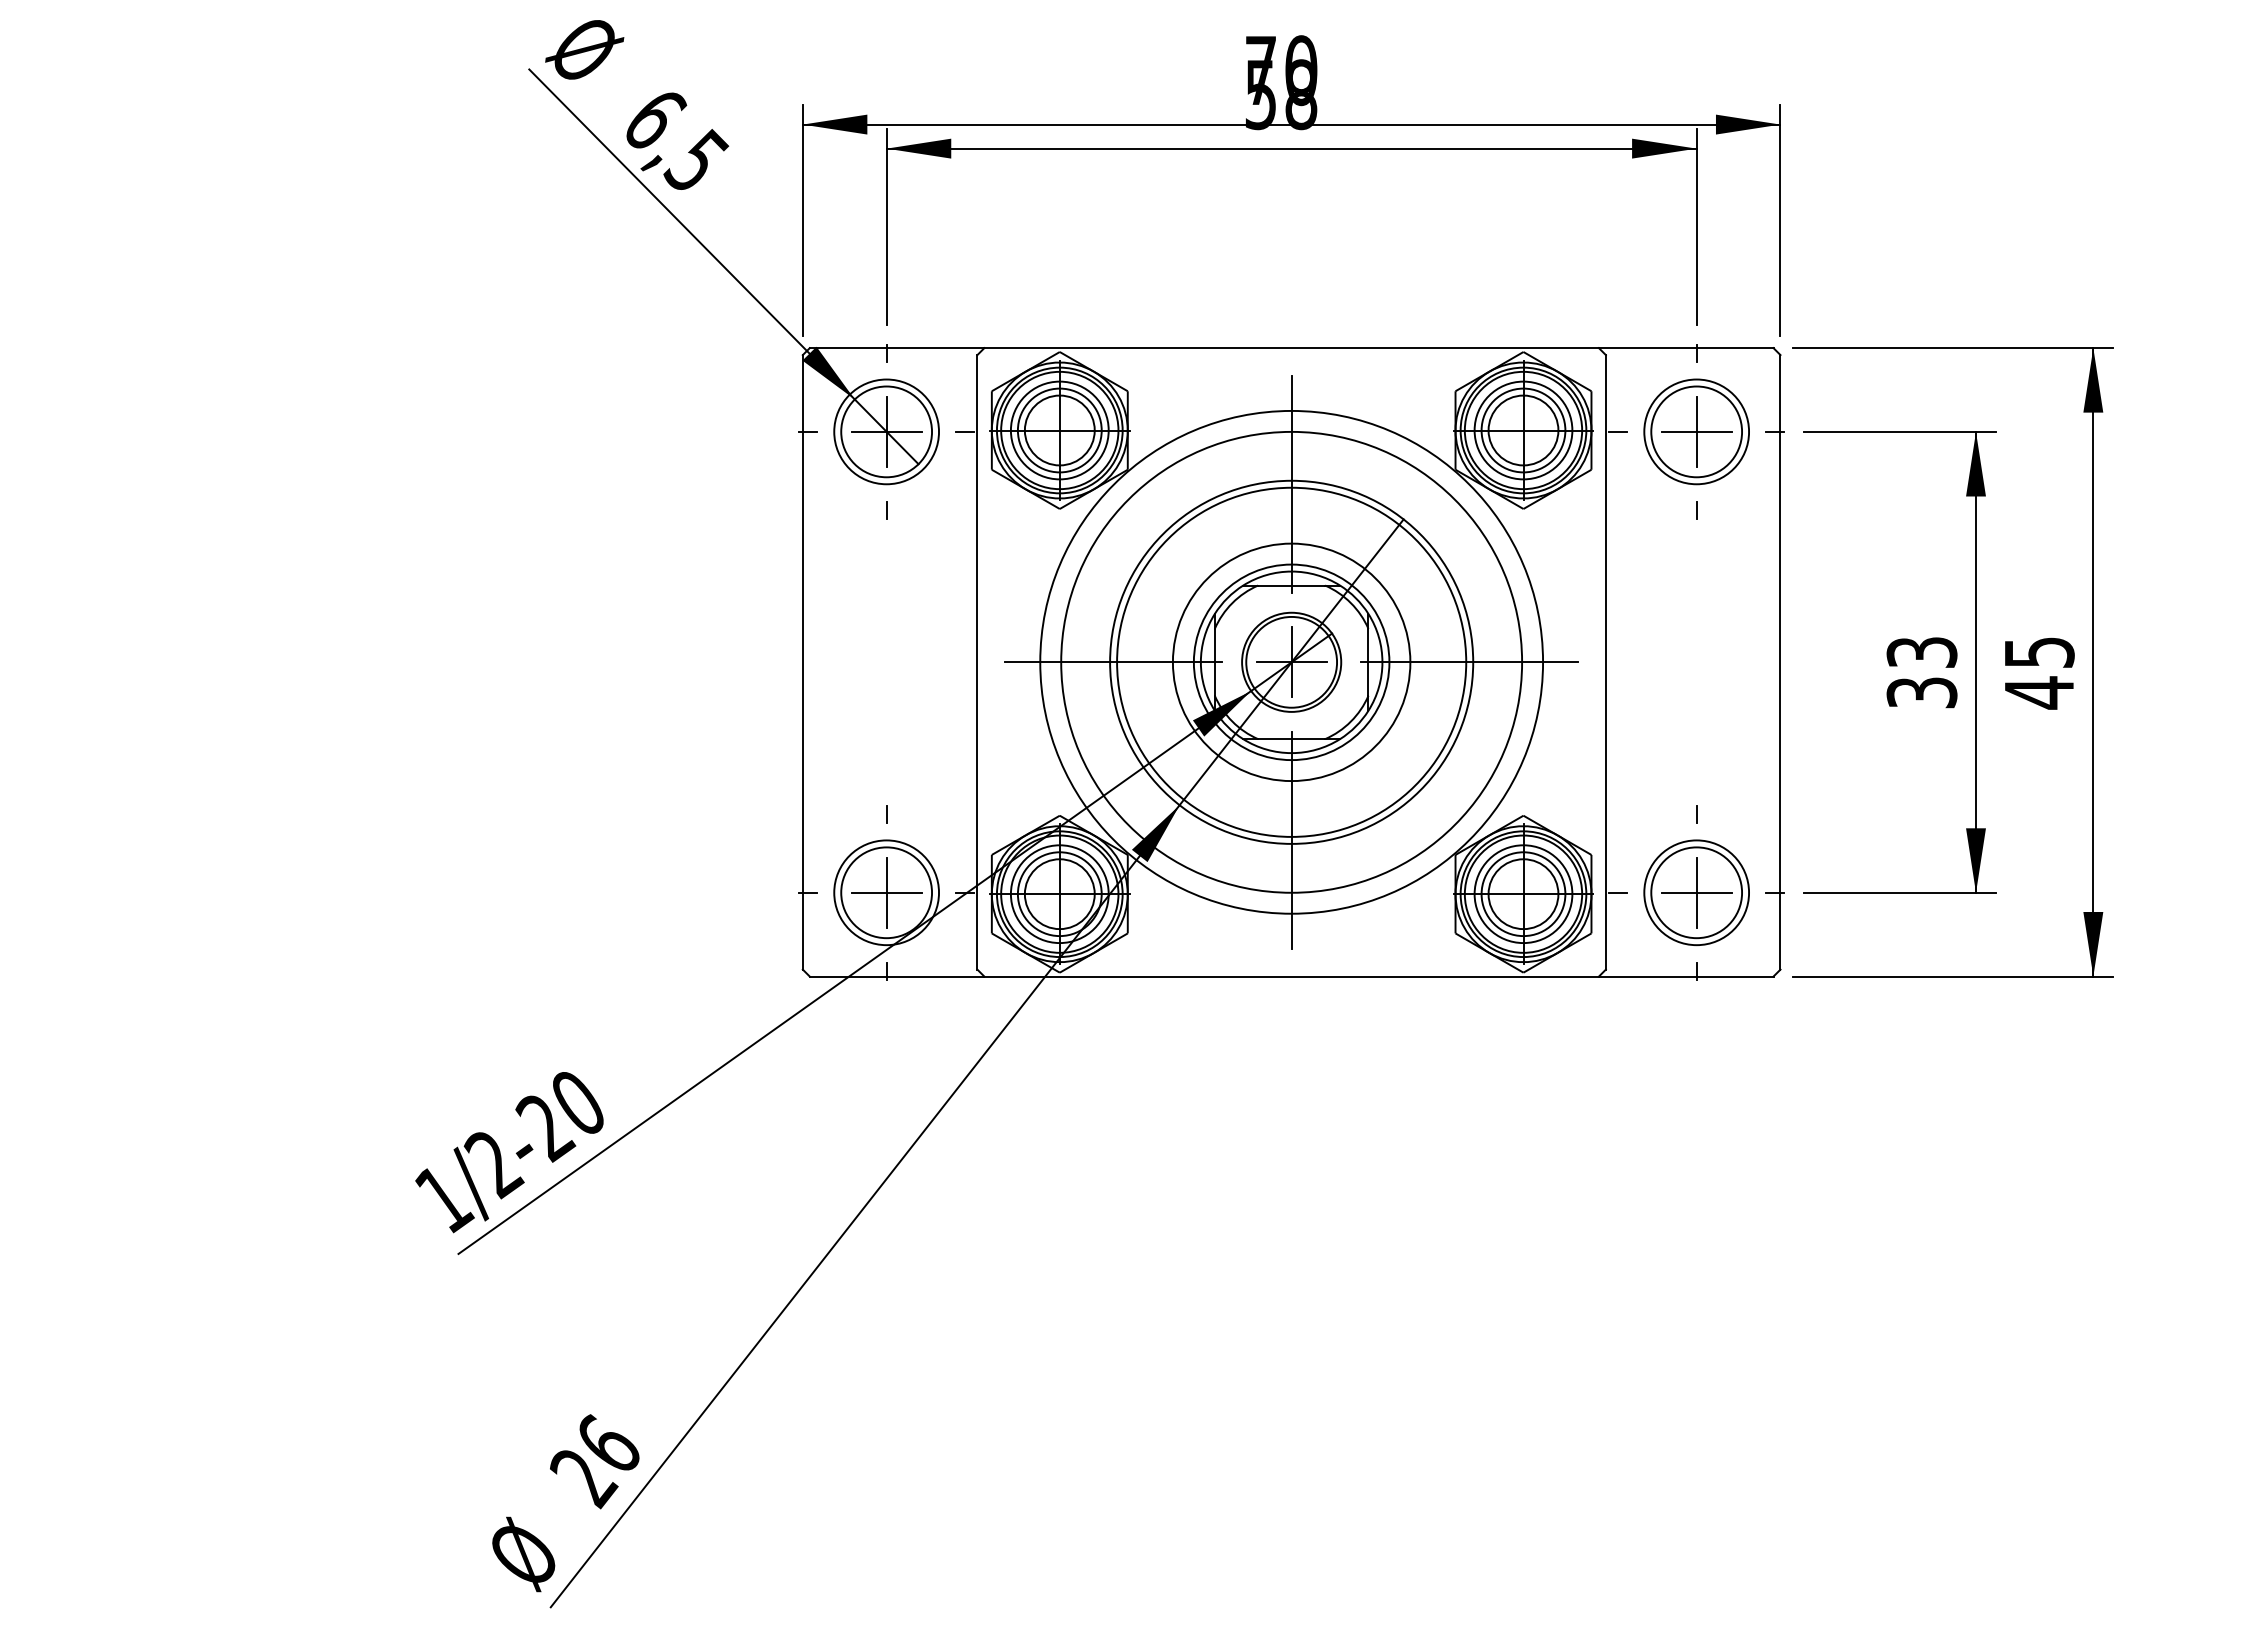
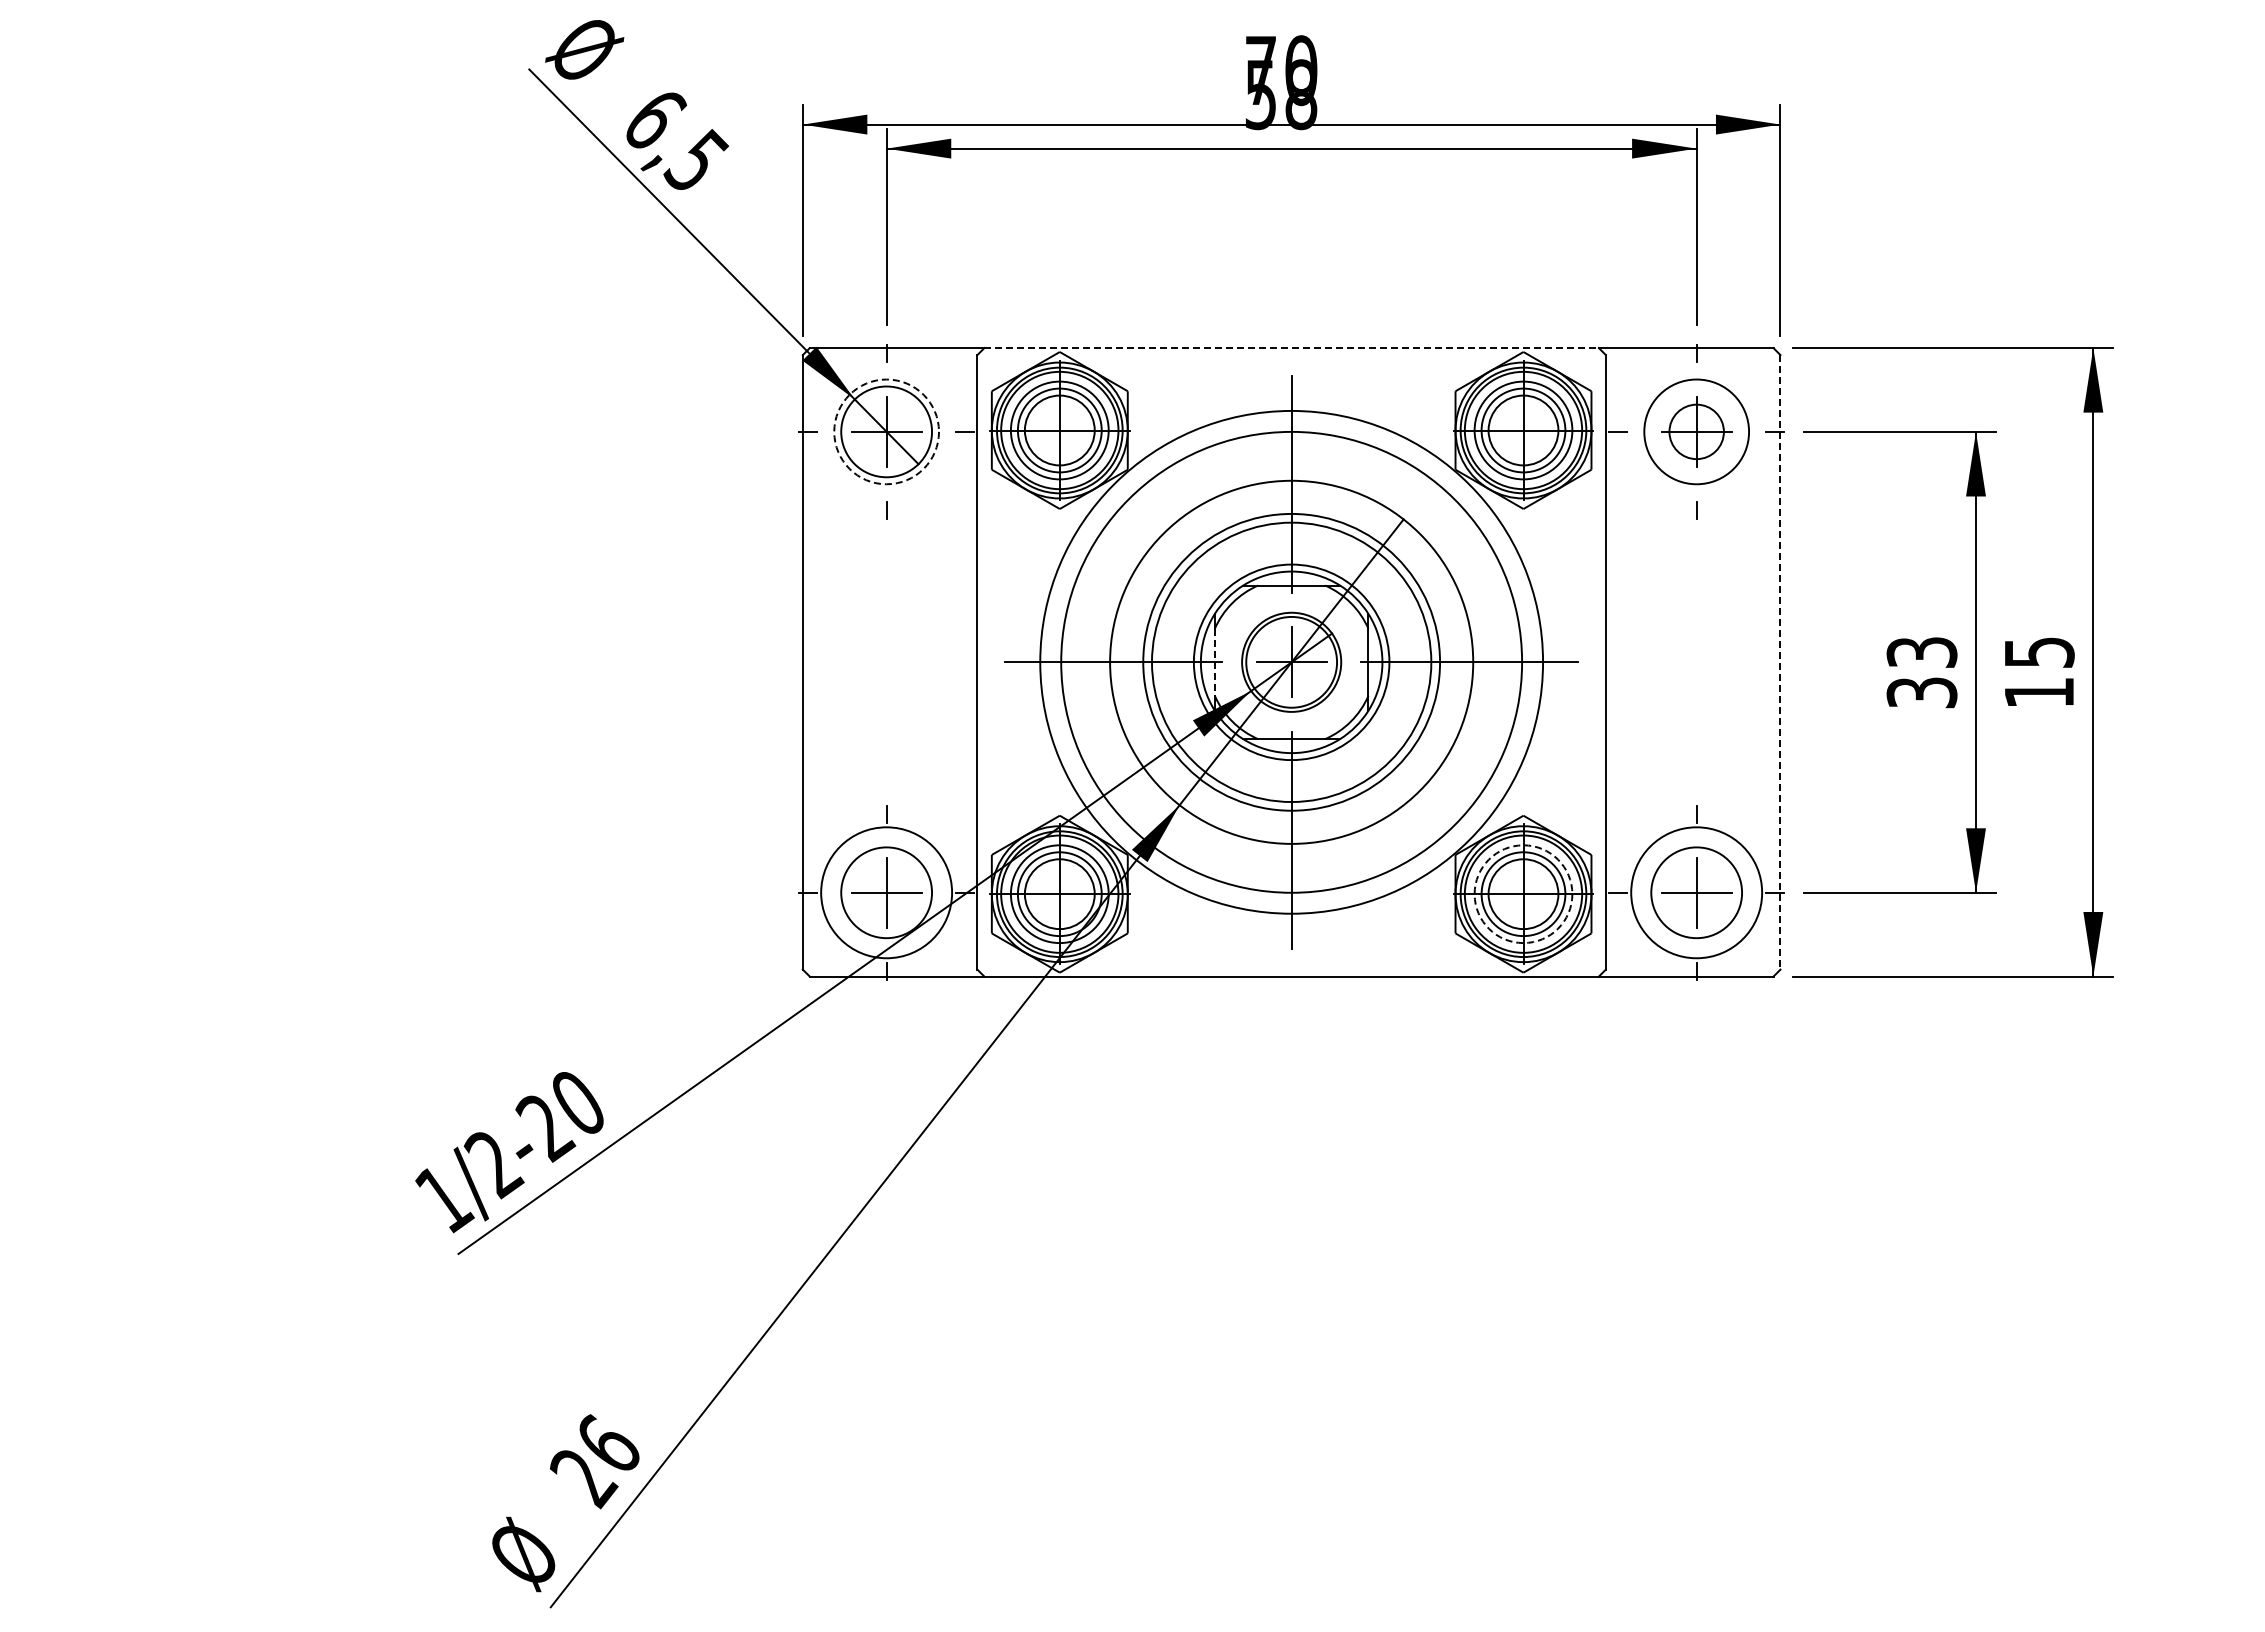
line: solid -> dashed (1292, 348)
circle: solid -> dashed (886, 431)
circle diameter: 91 px -> 54 px (1696, 431)
circle diameter: 349 px -> 279 px (1291, 662)
line: solid -> dashed (1214, 662)
circle diameter: 237 px -> 297 px (1291, 661)
line: solid -> dashed (1780, 662)
text: 45 -> 15 (2039, 692)
circle diameter: 105 px -> 131 px (886, 892)
circle diameter: 105 px -> 131 px (1696, 892)
circle: solid -> dashed (1523, 894)
